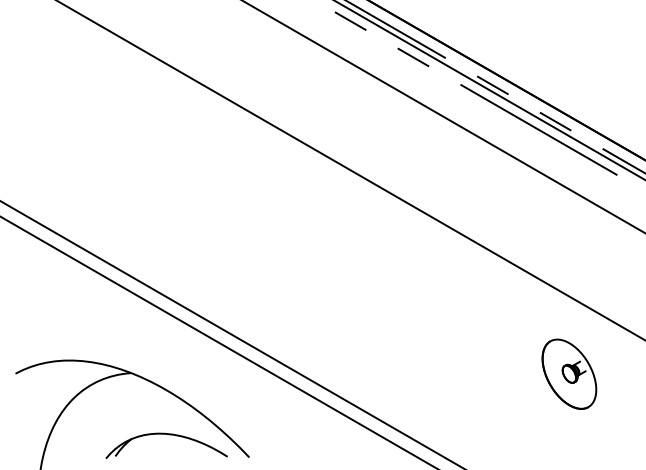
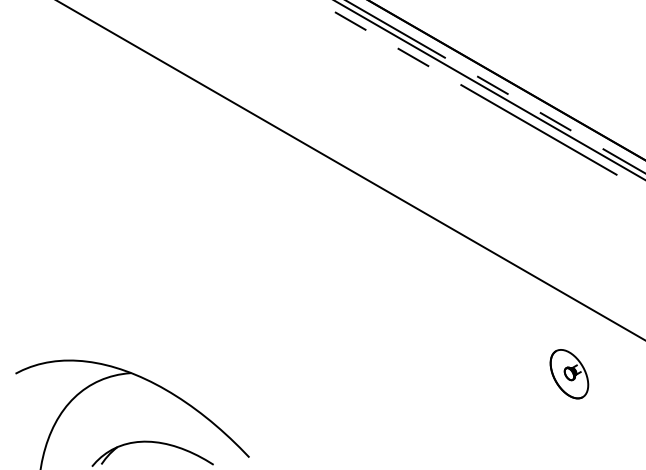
line: present -> none (443, 116)
line: present -> none (231, 334)
line: present -> none (218, 341)
part size: 57x72 px -> 41x51 px (569, 374)
part position: (168, 435) -> (154, 443) (154, 443)
